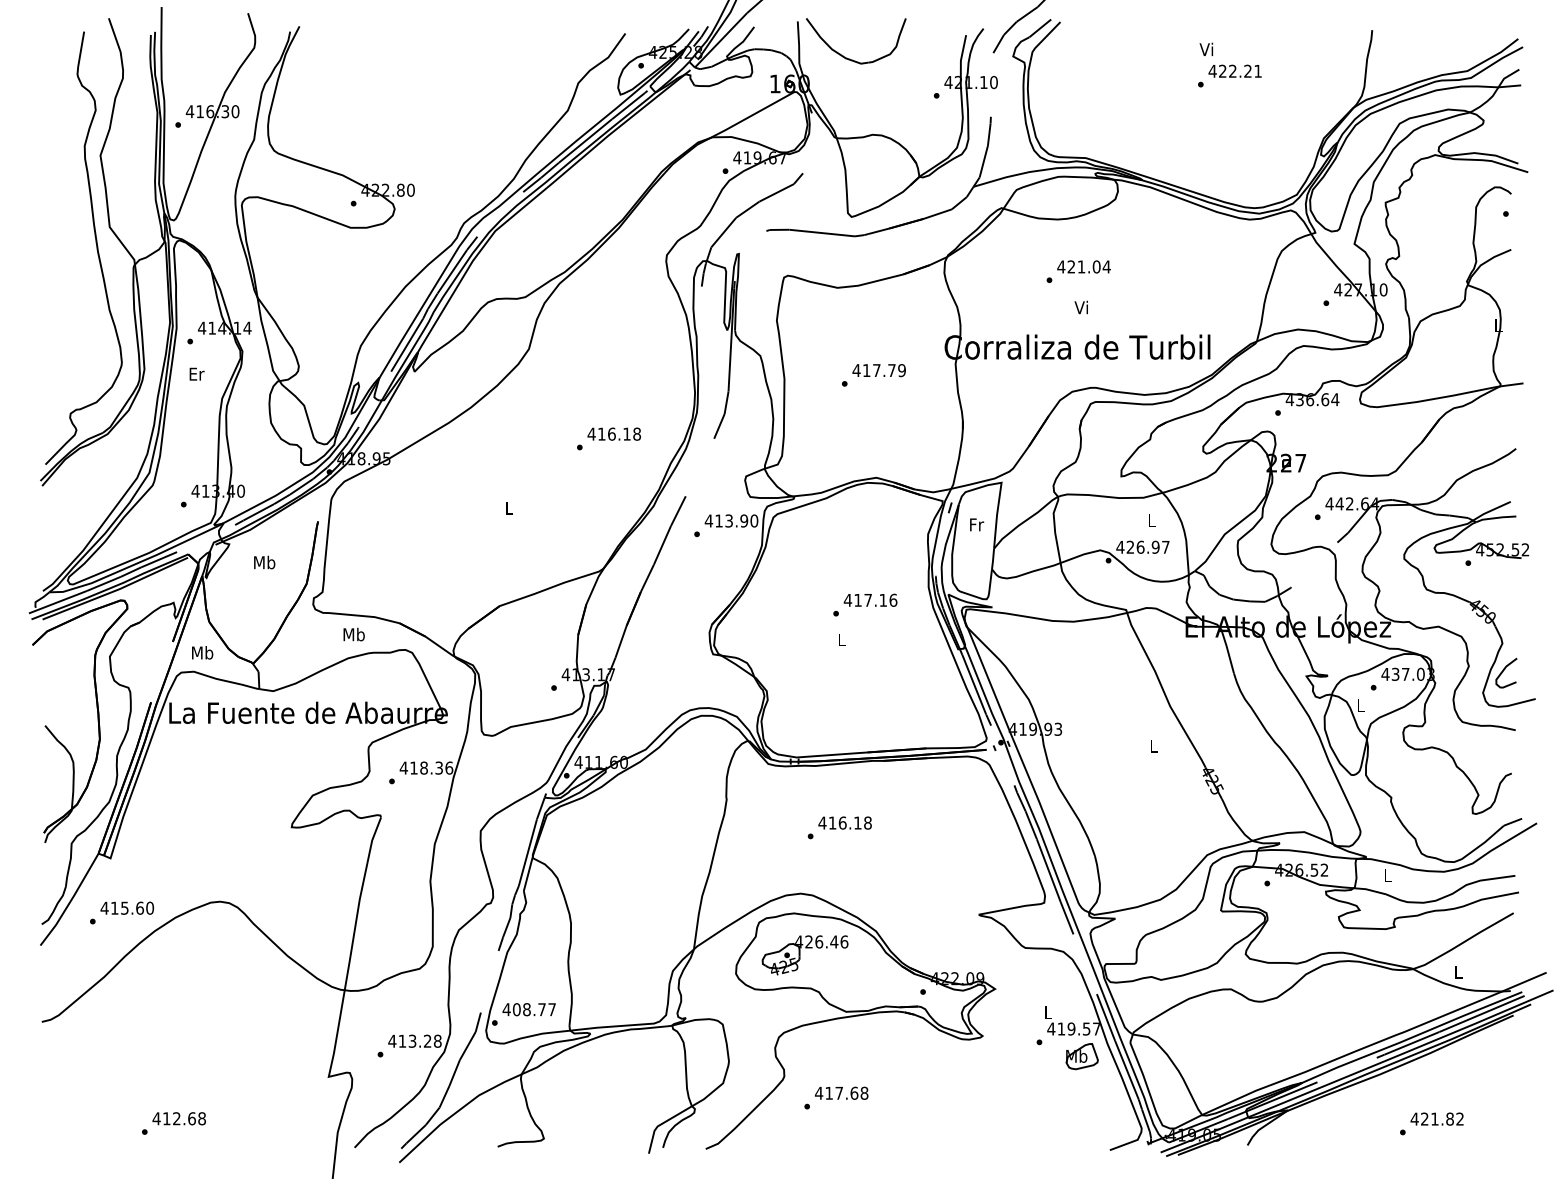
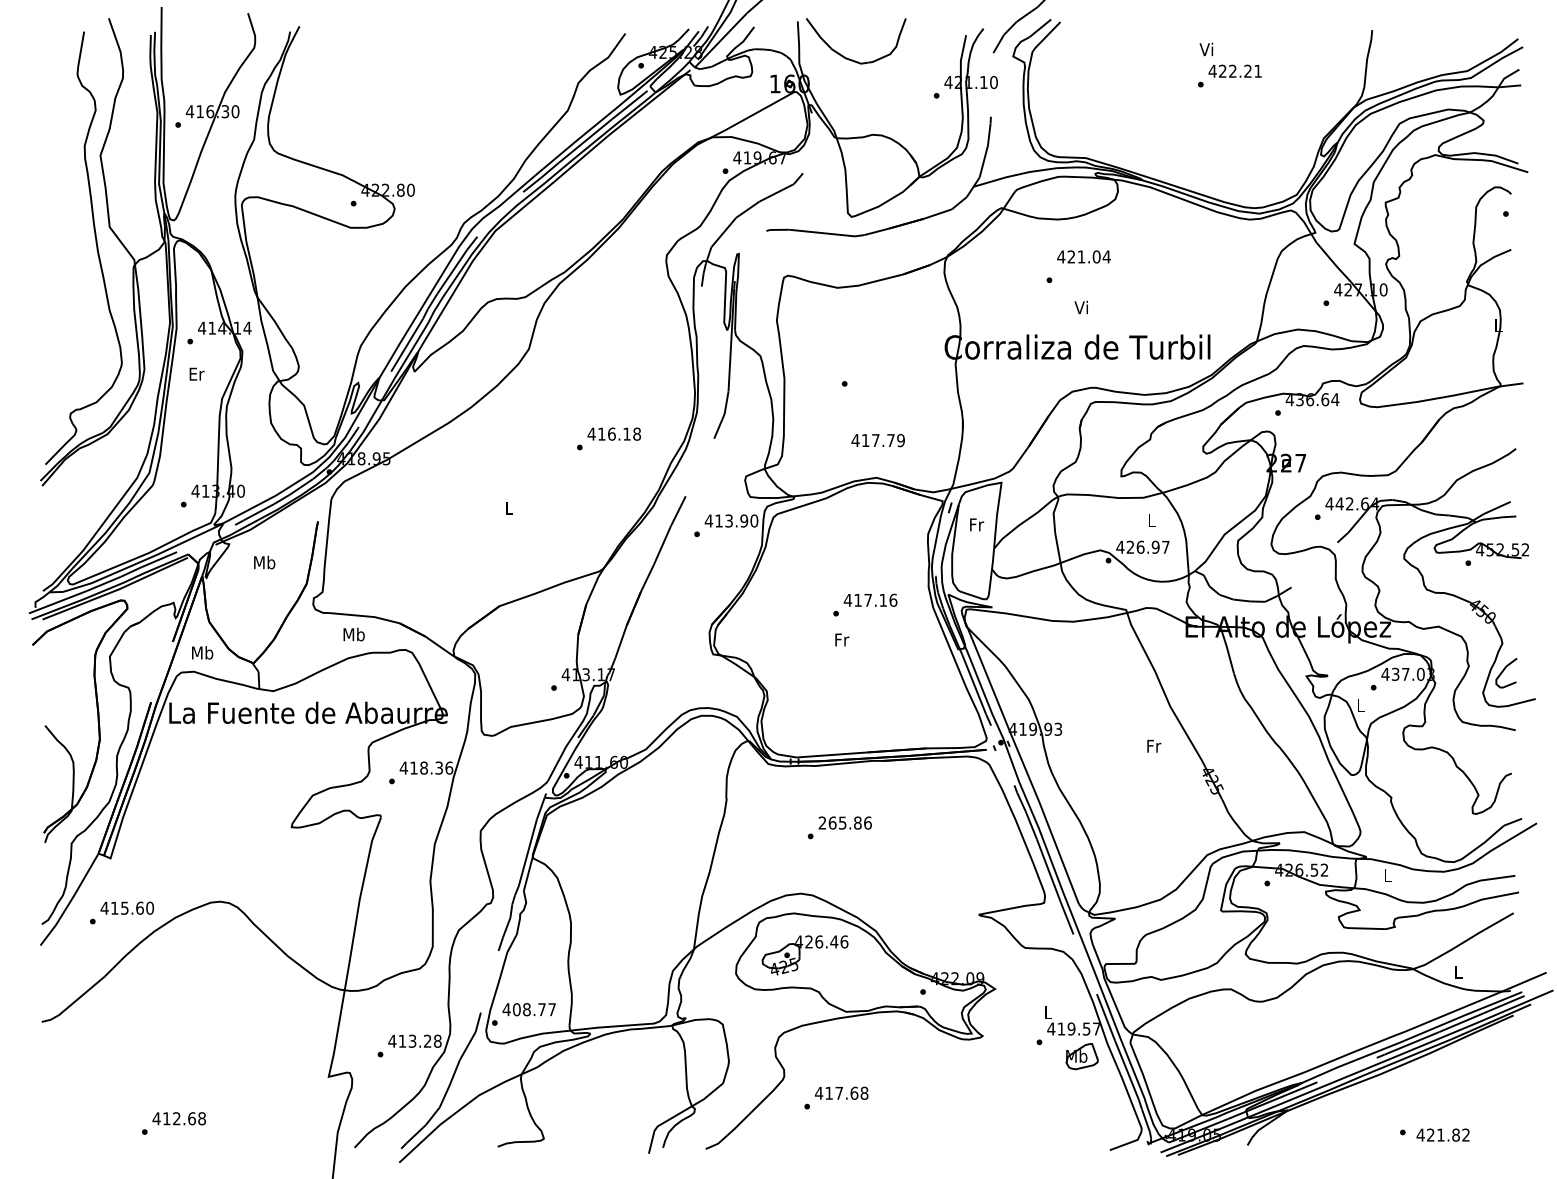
text position: (1083, 266) -> (1083, 256) (1083, 256)
text position: (878, 370) -> (877, 440) (877, 440)
text: L -> Fr (842, 639)
text: L -> Fr (1154, 745)
text: 416.18 -> 265.86 (844, 822)
text position: (1436, 1118) -> (1442, 1134) (1442, 1134)
